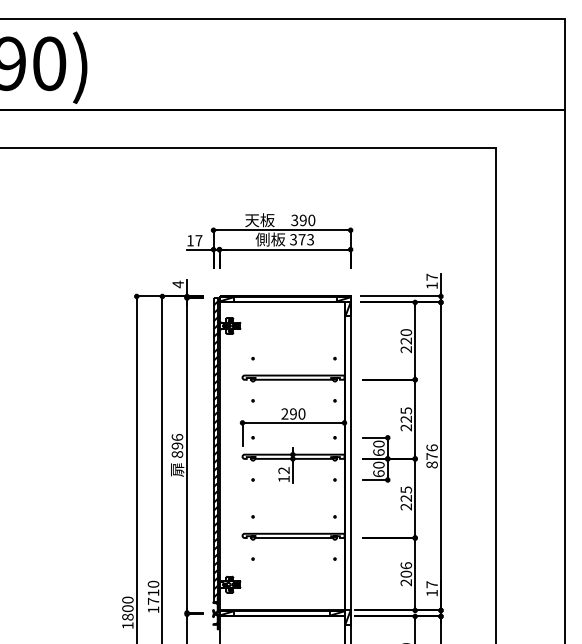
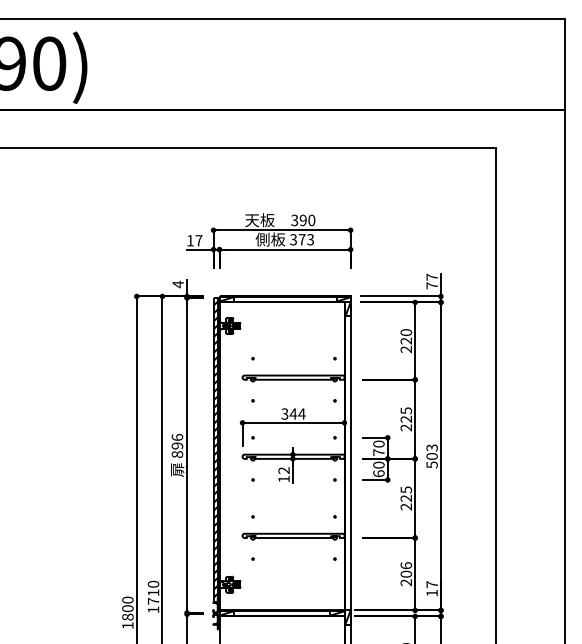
text: 17 -> 77 (431, 285)
text: 290 -> 344 (293, 413)
text: 60 -> 70 (378, 452)
text: 876 -> 503 (431, 456)
